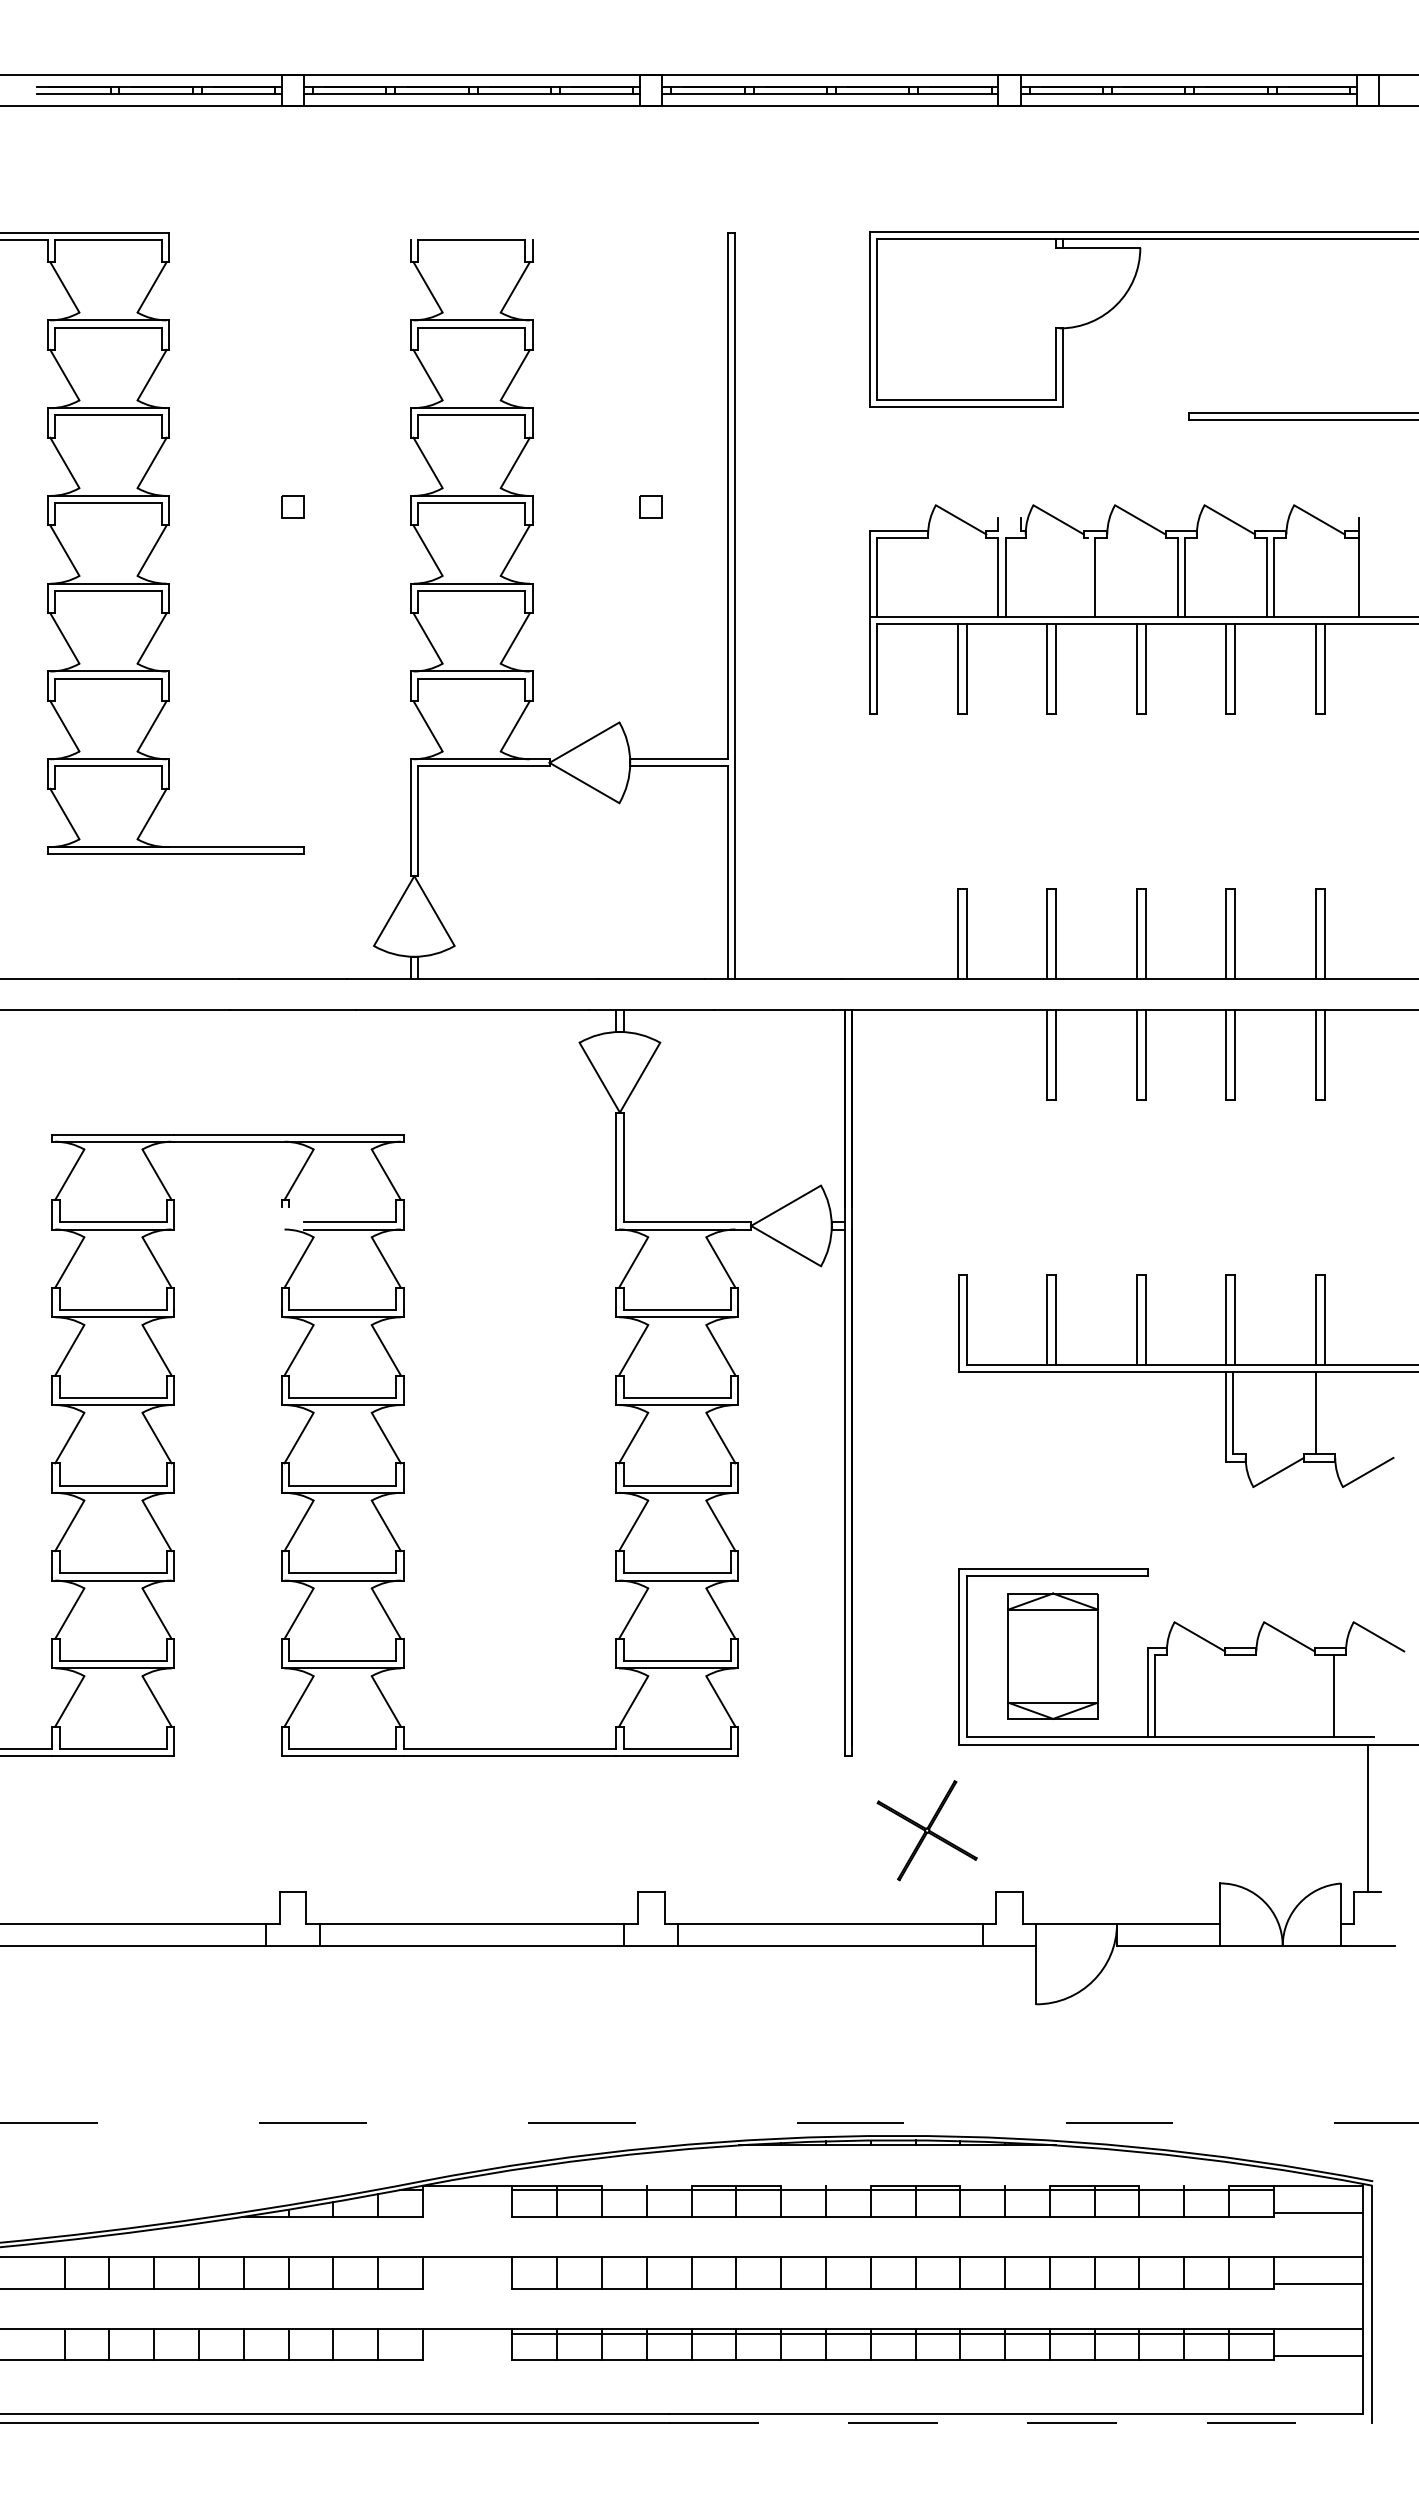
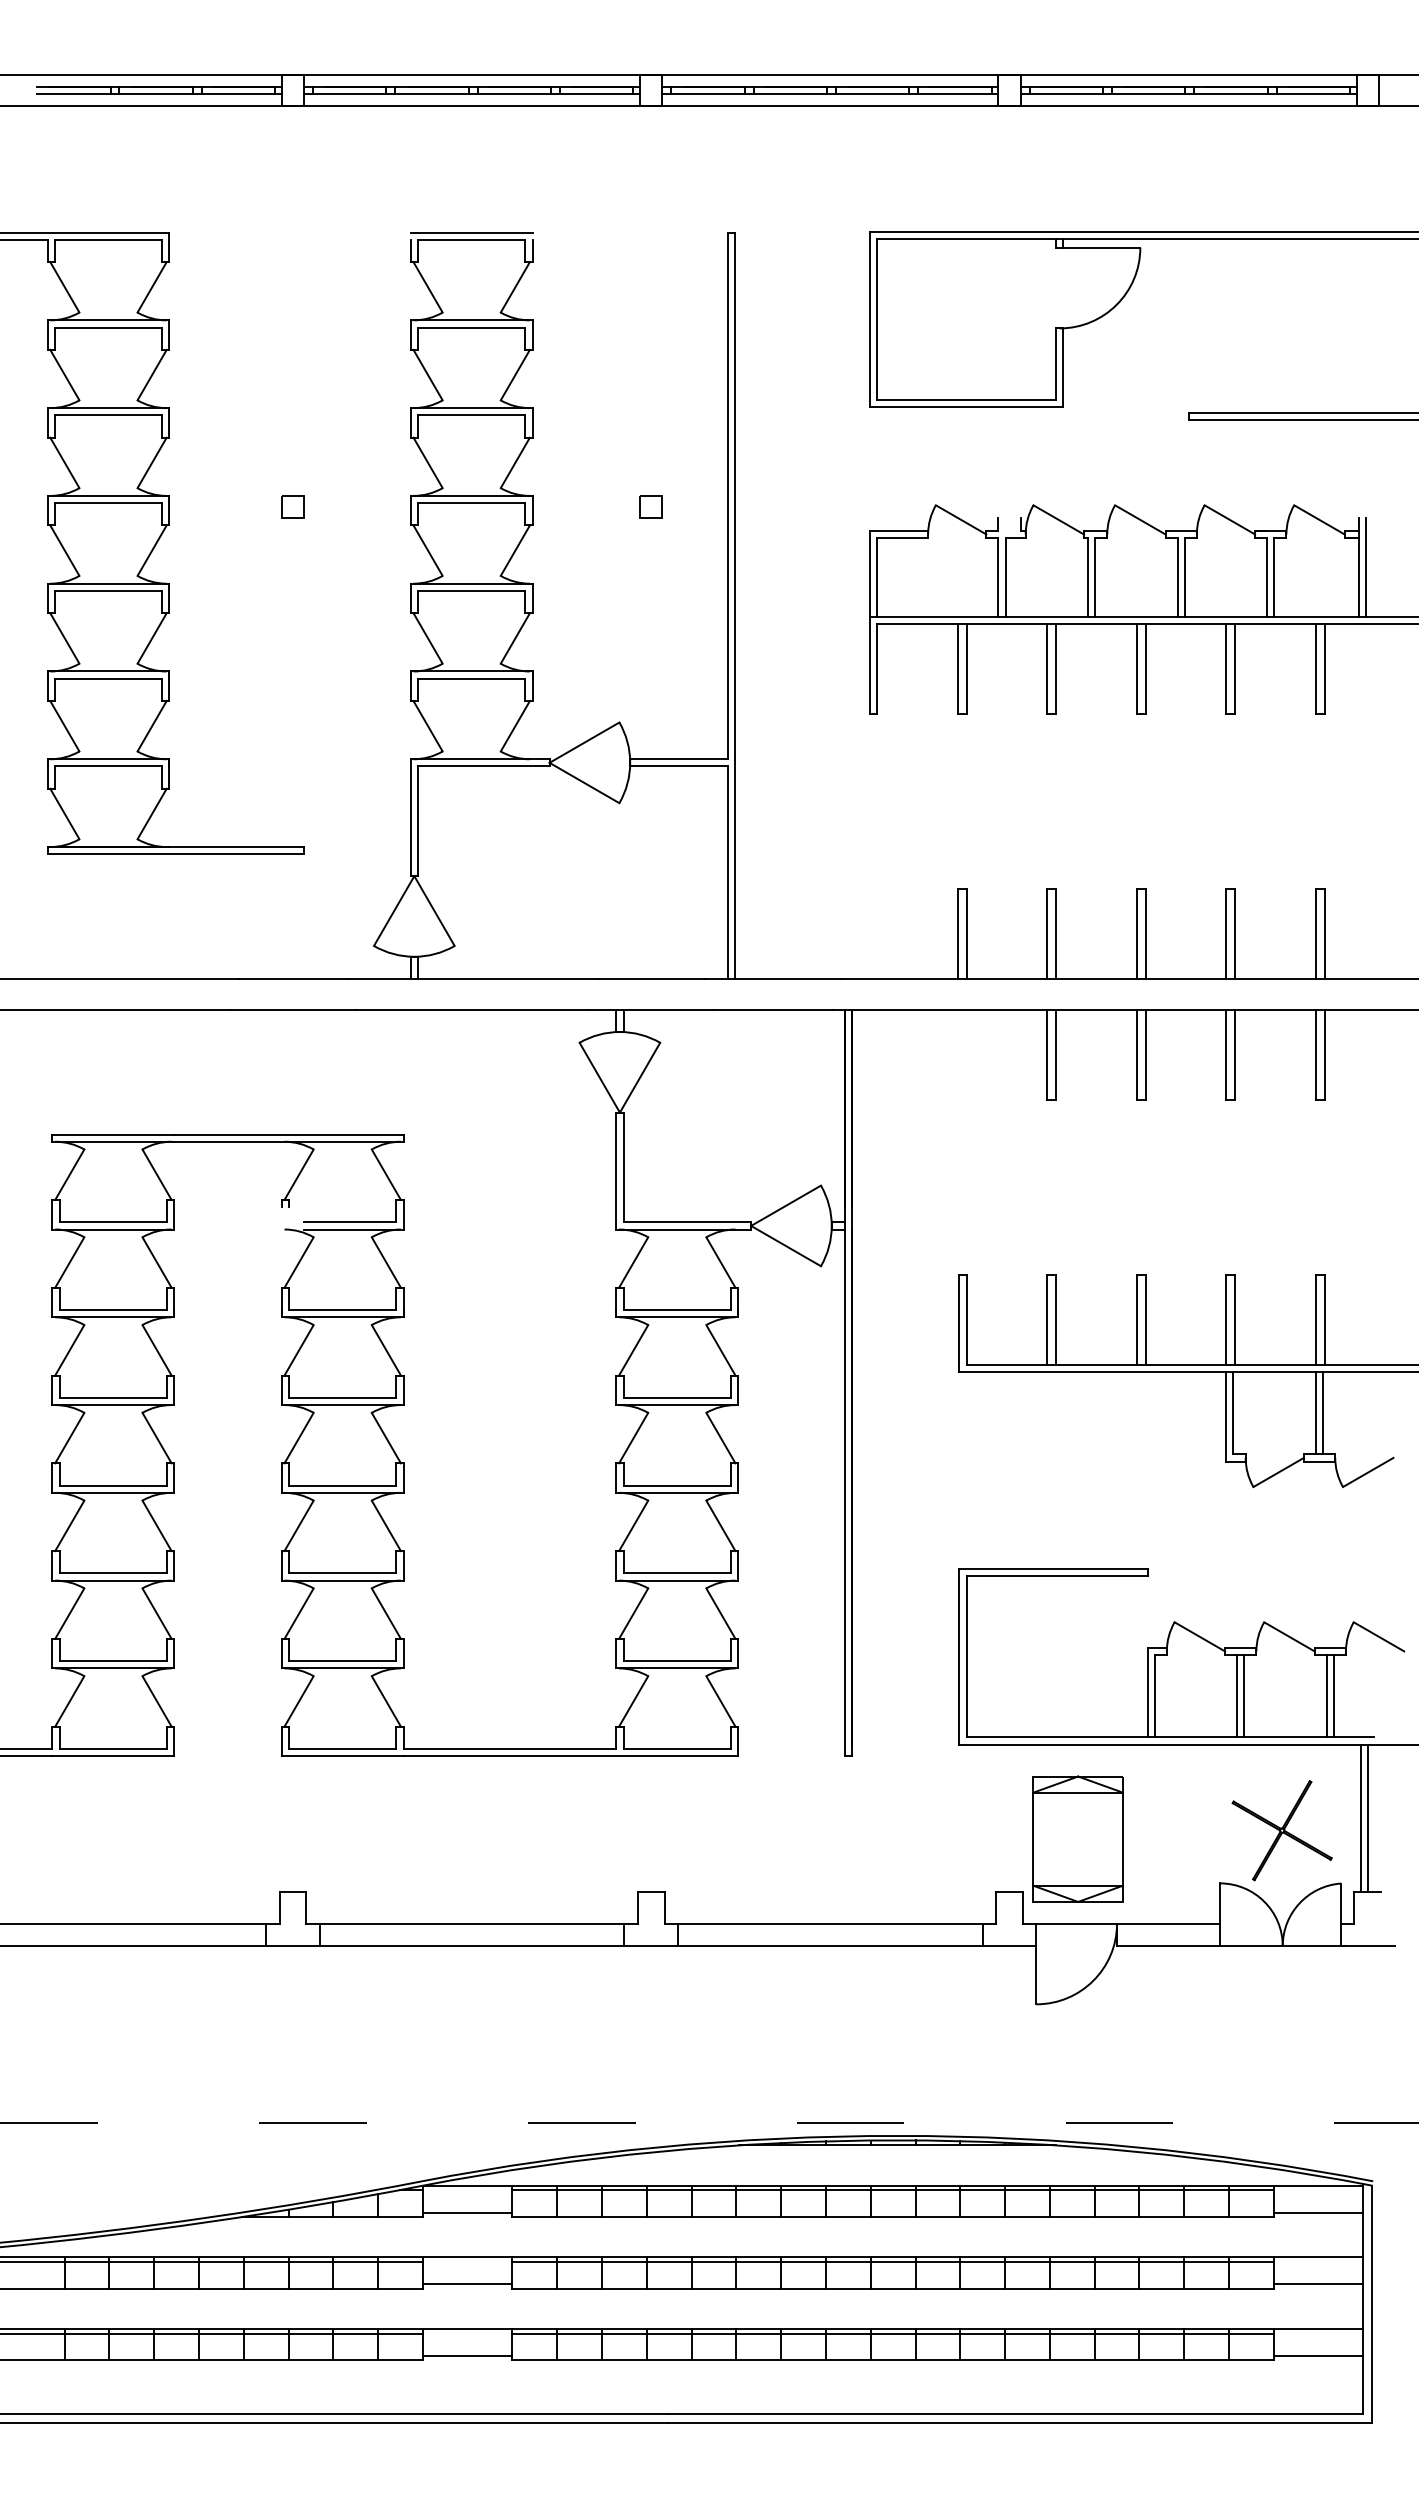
line: none -> present (471, 232)
line: none -> present (1366, 567)
line: none -> present (1087, 577)
line: none -> present (1323, 1412)
part position: (1052, 1655) -> (1077, 1838) (1077, 1838)
line: none -> present (1237, 1695)
line: none -> present (1244, 1695)
line: none -> present (1326, 1695)
line: none -> present (1360, 1818)
part position: (926, 1830) -> (1281, 1830) (1281, 1830)
line: dashed -> solid (893, 2185)
line: none -> present (467, 2212)
line: none -> present (212, 2261)
line: none -> present (892, 2261)
line: none -> present (467, 2284)
line: none -> present (212, 2333)
line: none -> present (467, 2355)
line: dashed -> solid (1020, 2423)
